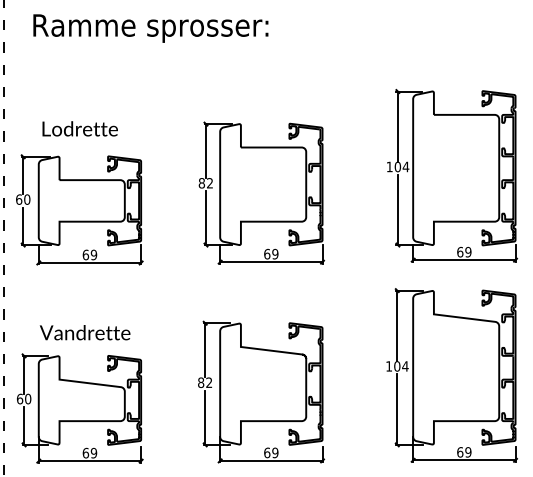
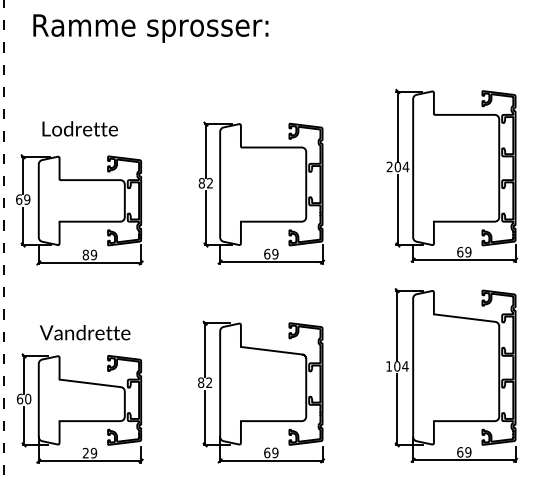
text: 104 -> 204 (389, 166)
text: 60 -> 69 (27, 199)
text: 69 -> 89 (85, 254)
text: 69 -> 29 (85, 452)
